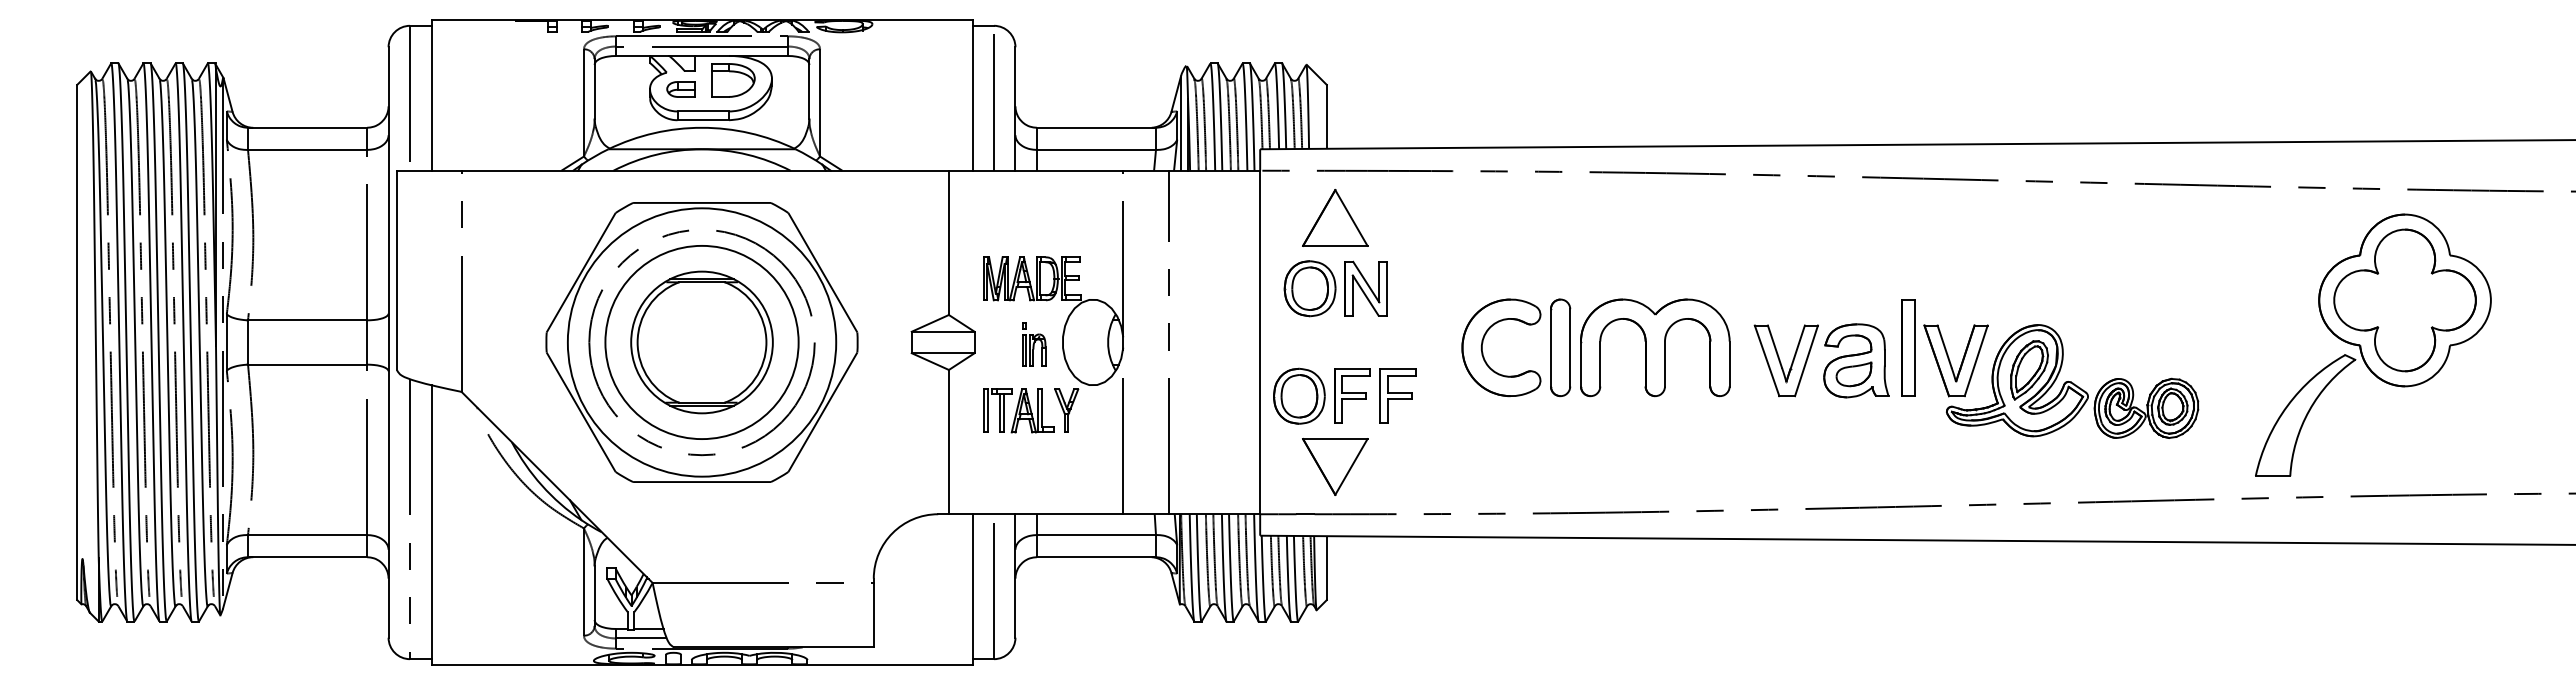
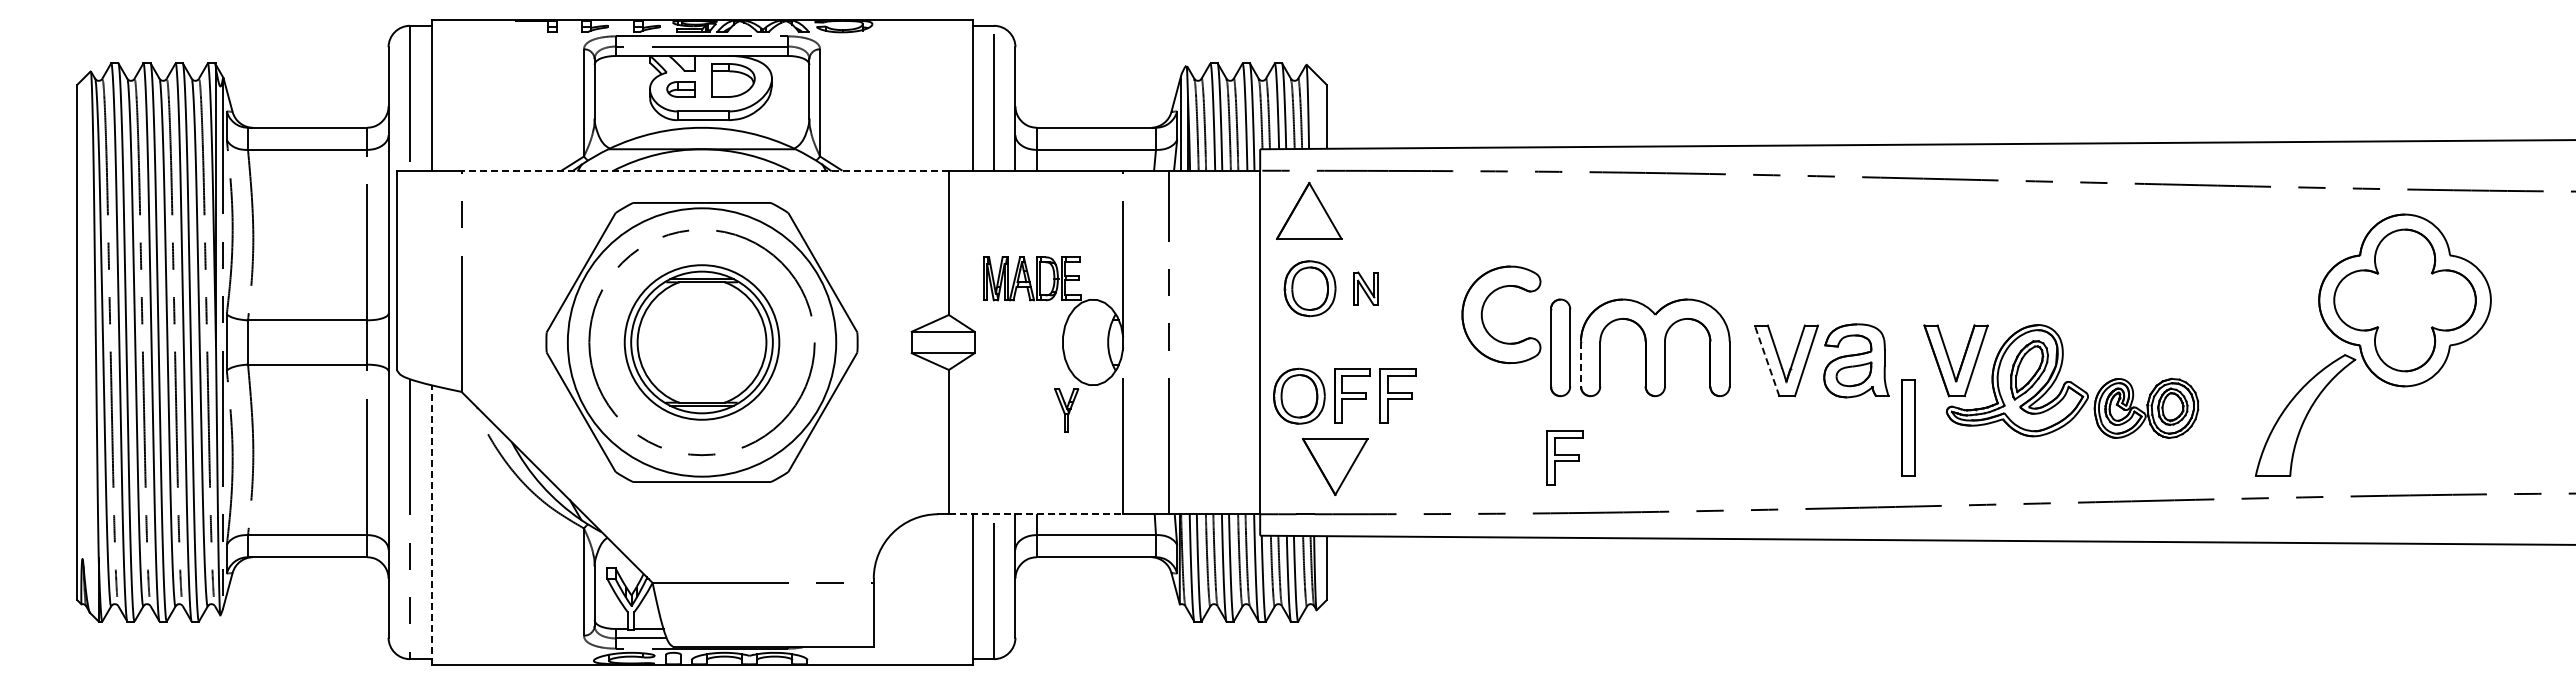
line: solid -> dashed (705, 170)
part position: (1335, 217) -> (1309, 210) (1309, 210)
part size: 44x57 px -> 26x35 px (1365, 288)
circle diameter: 193 px -> 155 px (701, 342)
part position: (1483, 343) -> (1483, 310) (1483, 310)
part: present -> none (1034, 344)
part position: (1908, 347) -> (1908, 427) (1908, 427)
line: solid -> dashed (1766, 360)
line: solid -> dashed (1580, 364)
part: present -> none (1018, 410)
part: none -> present (1564, 457)
line: solid -> dashed (1036, 514)
line: solid -> dashed (431, 524)
